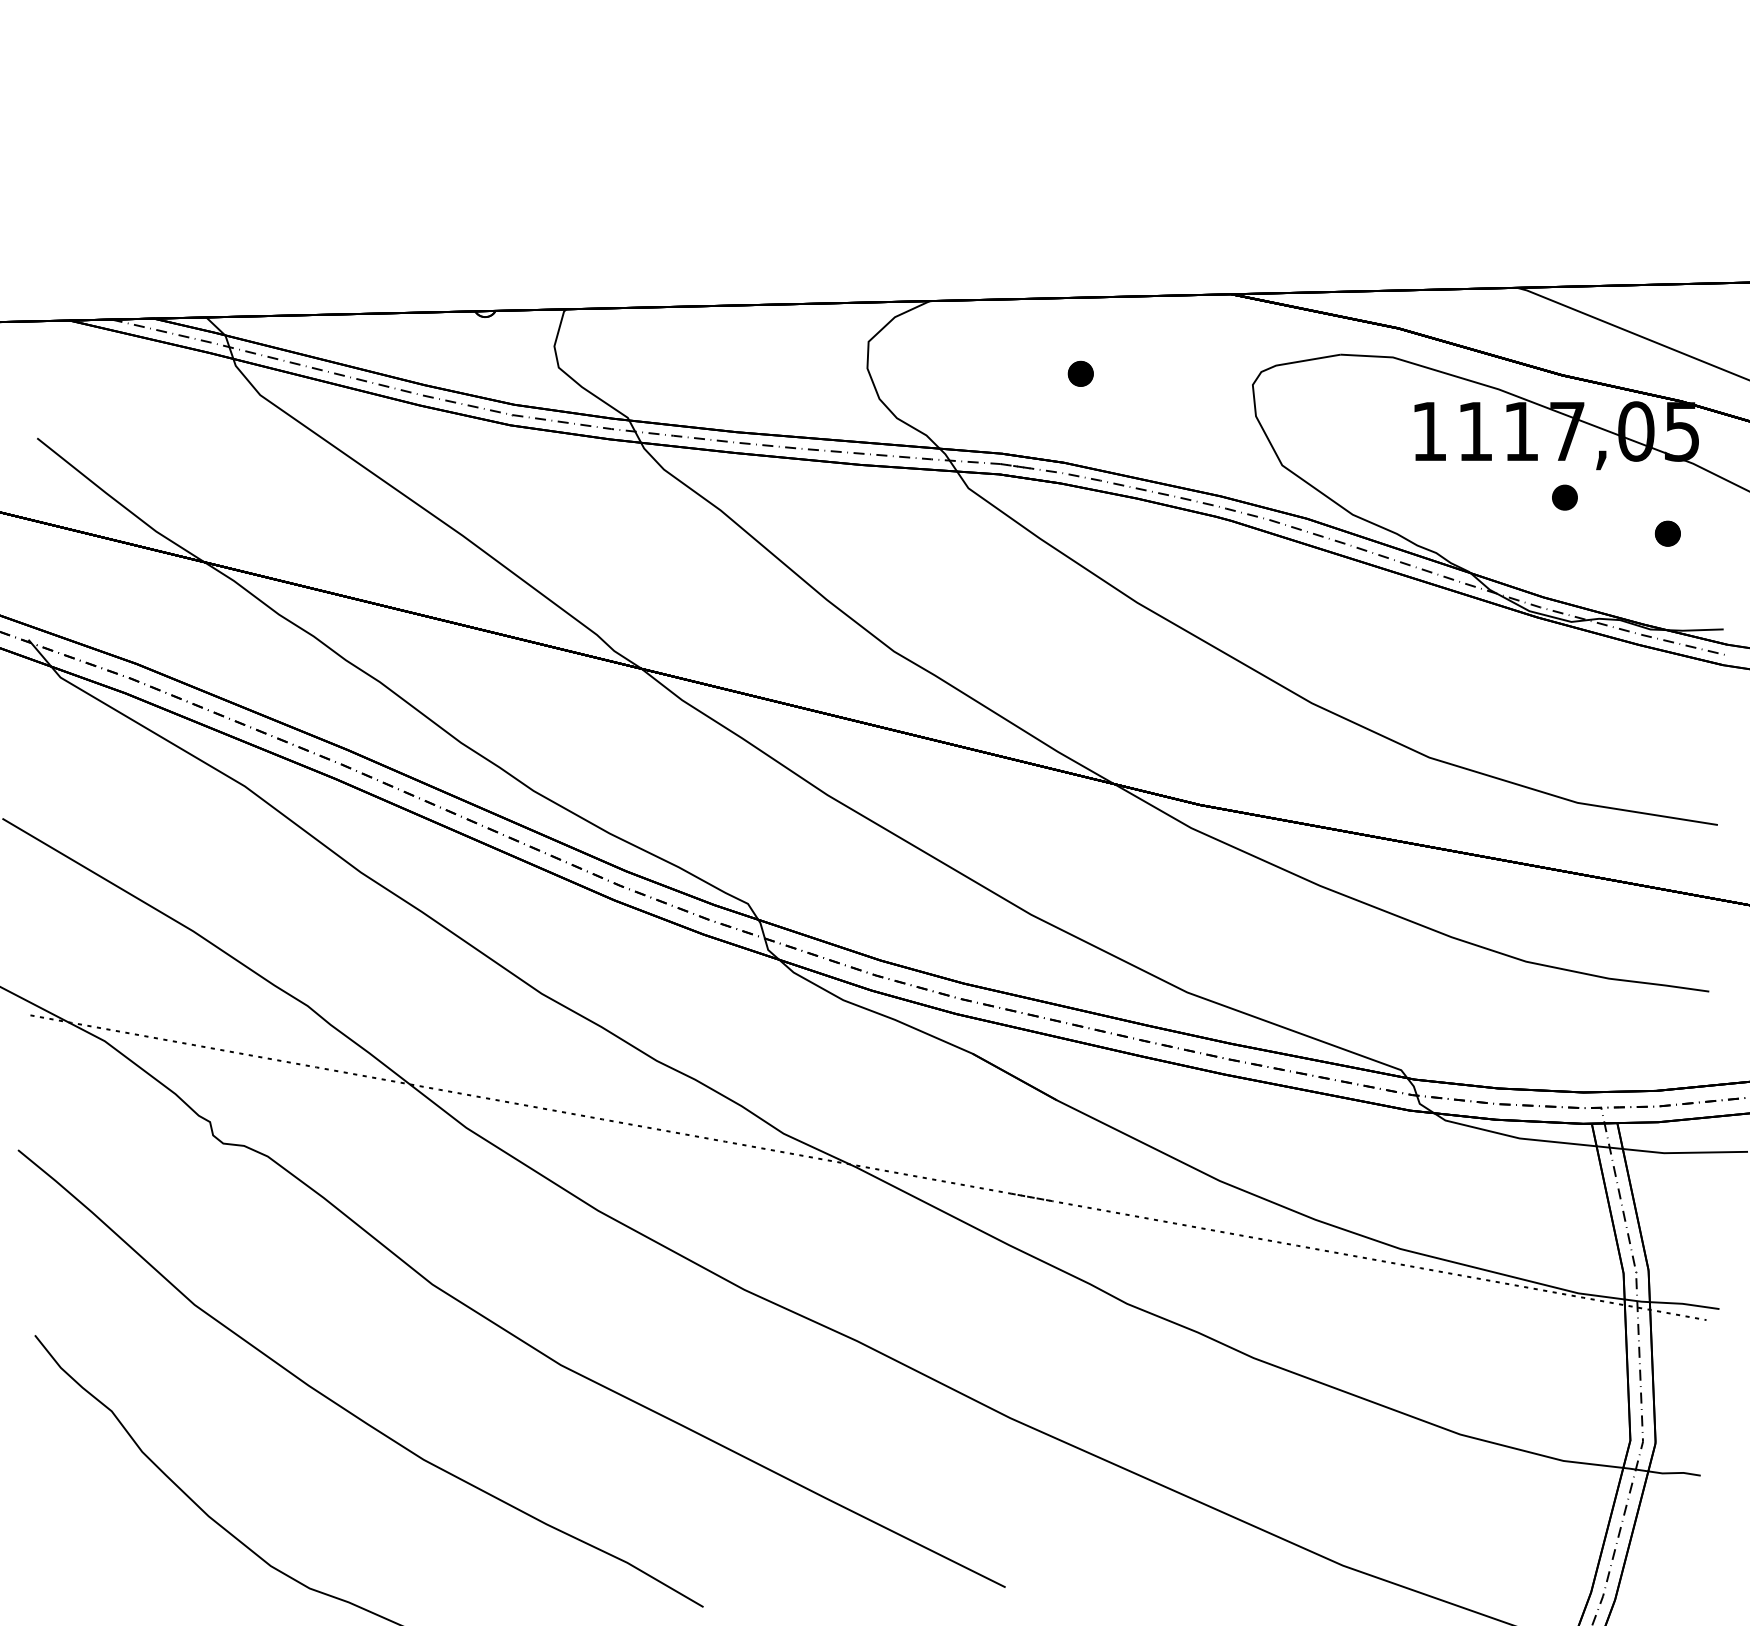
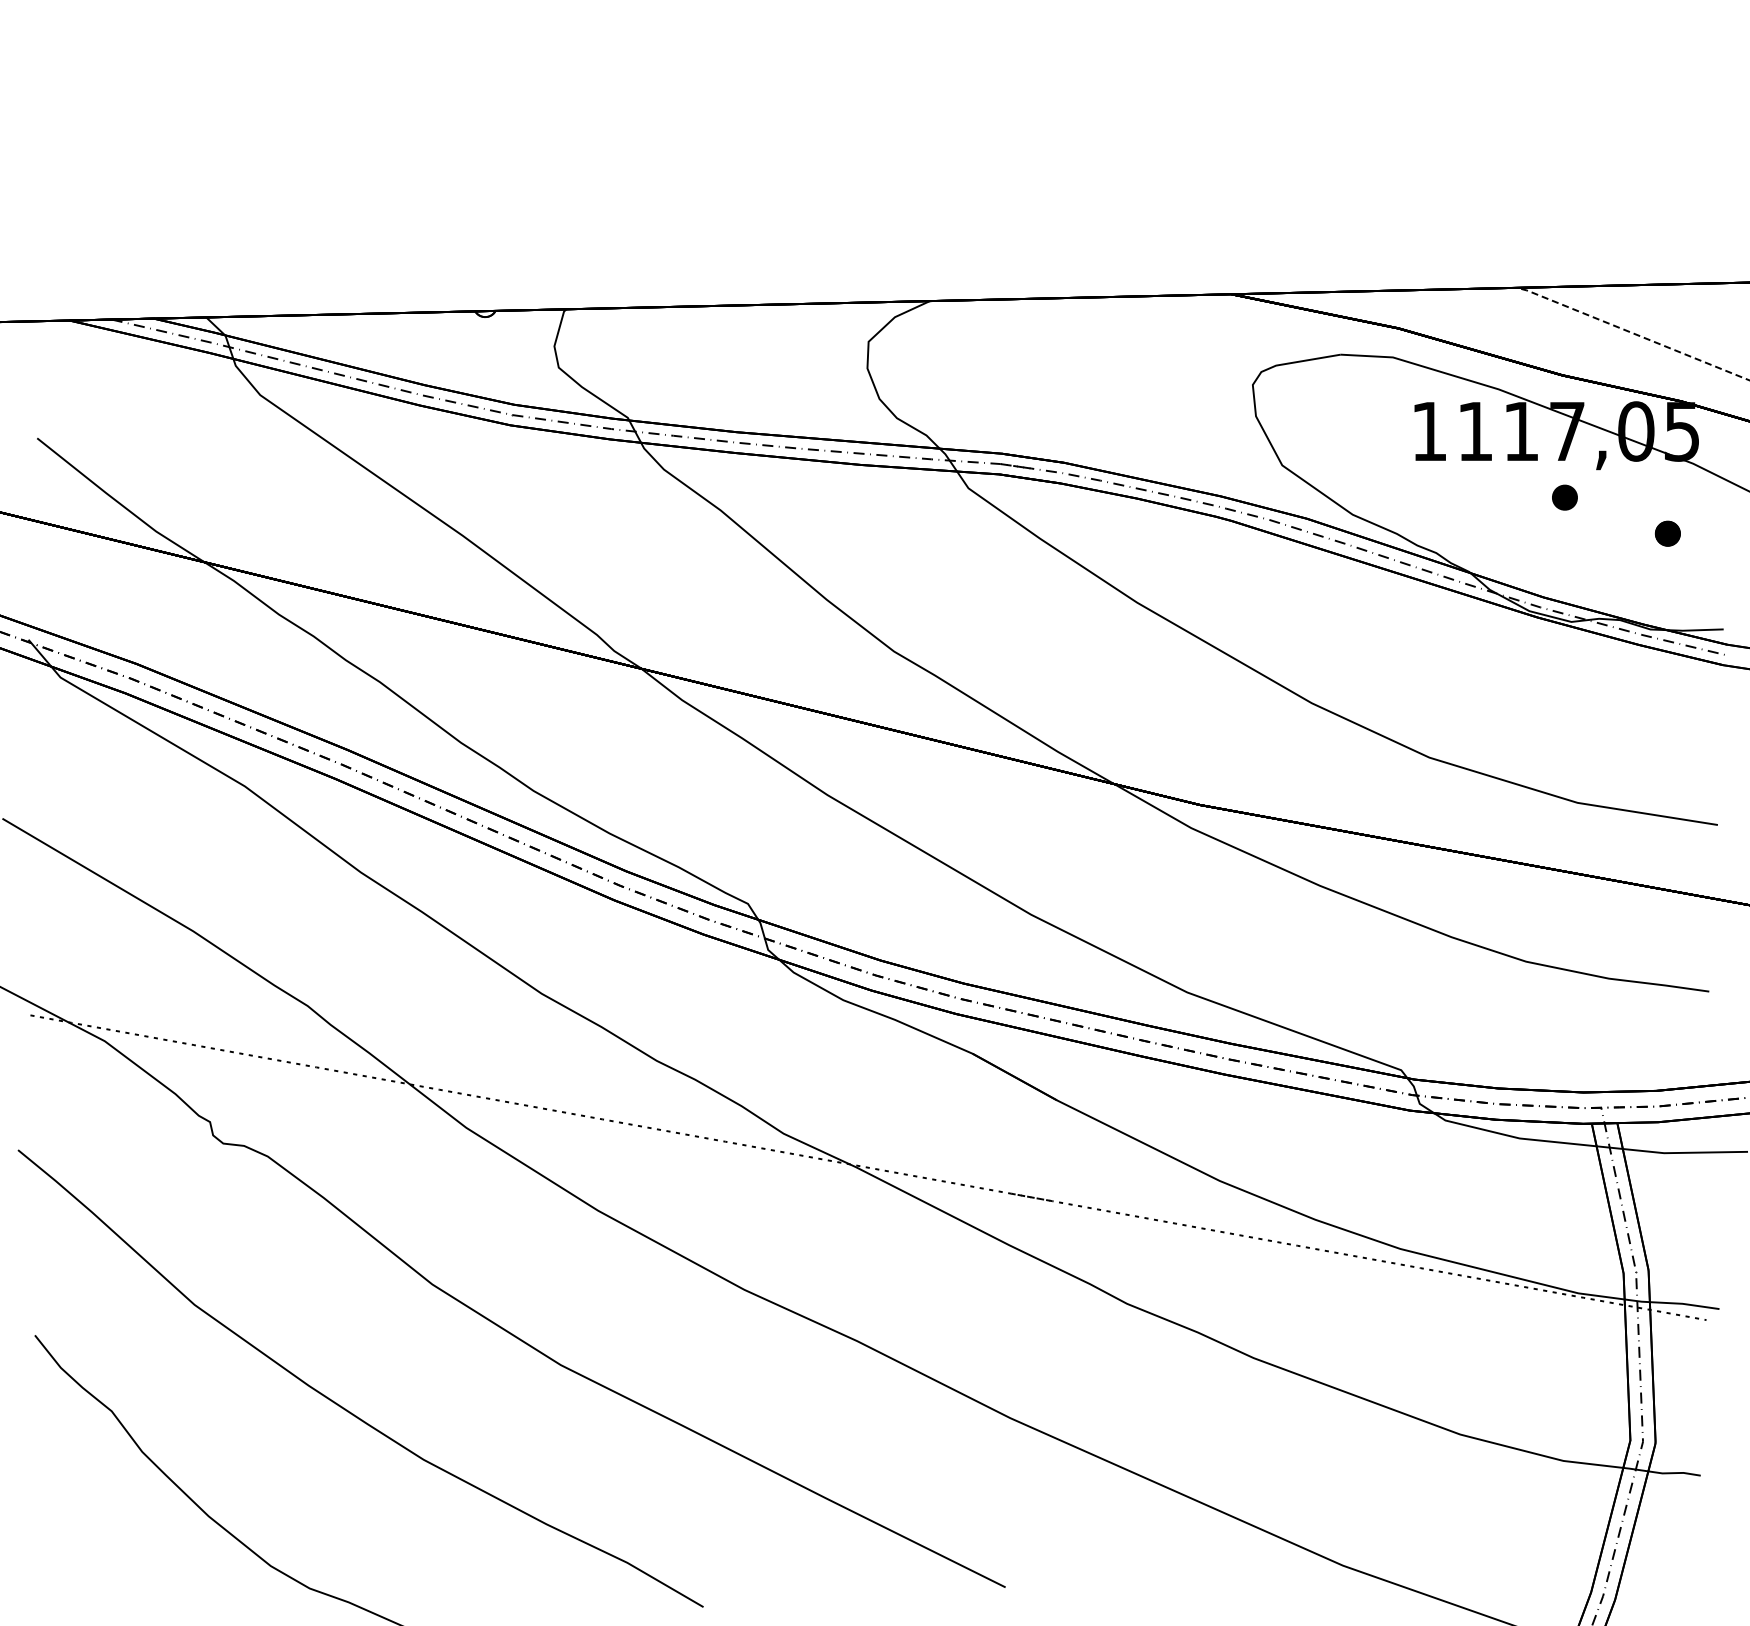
line: solid -> dashed (1632, 333)
part: present -> none (1080, 373)
